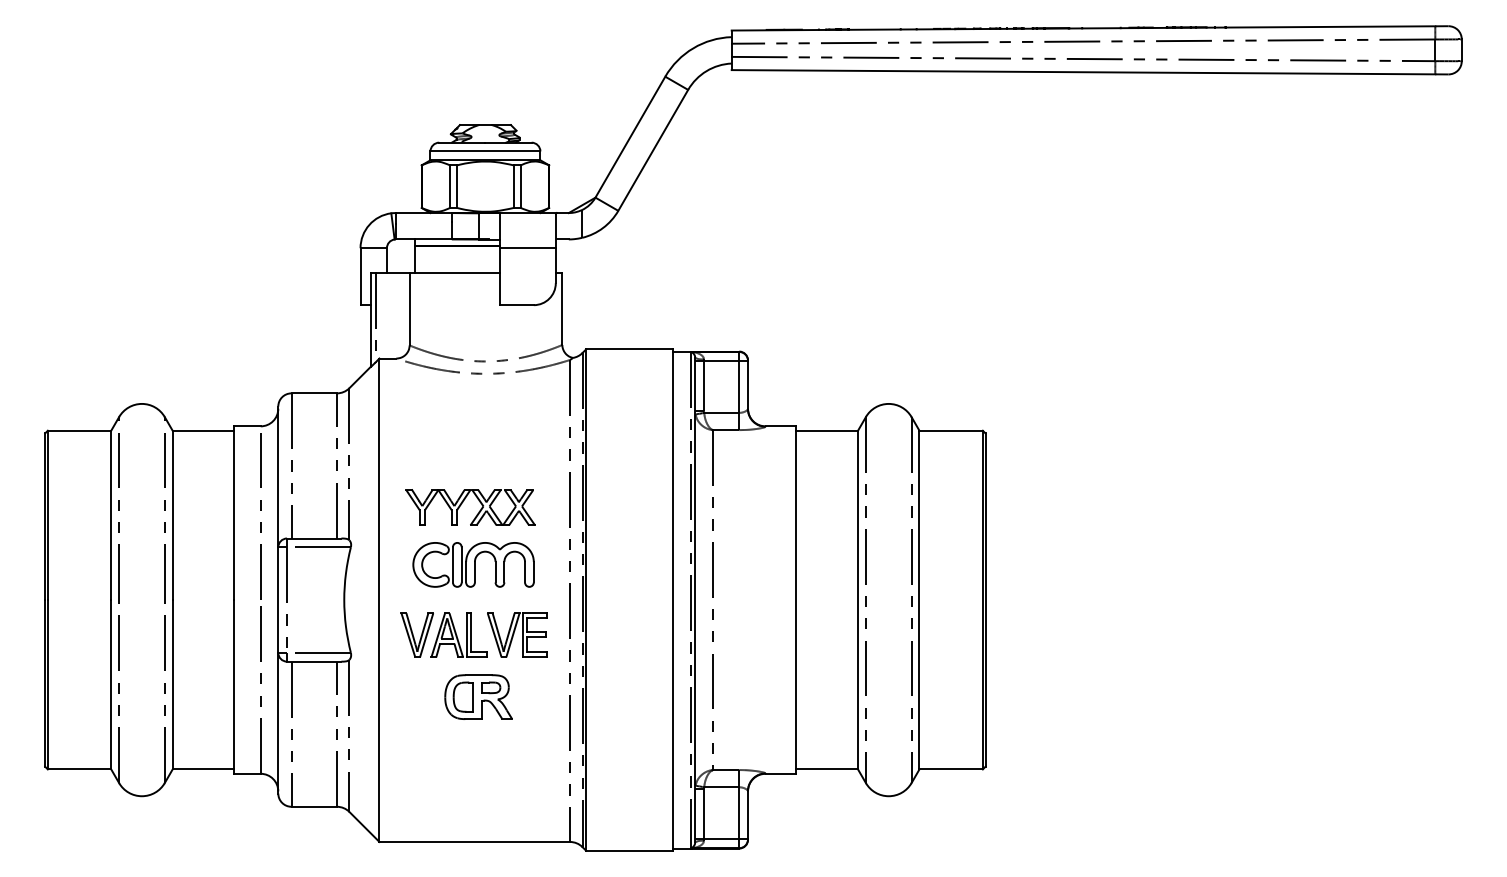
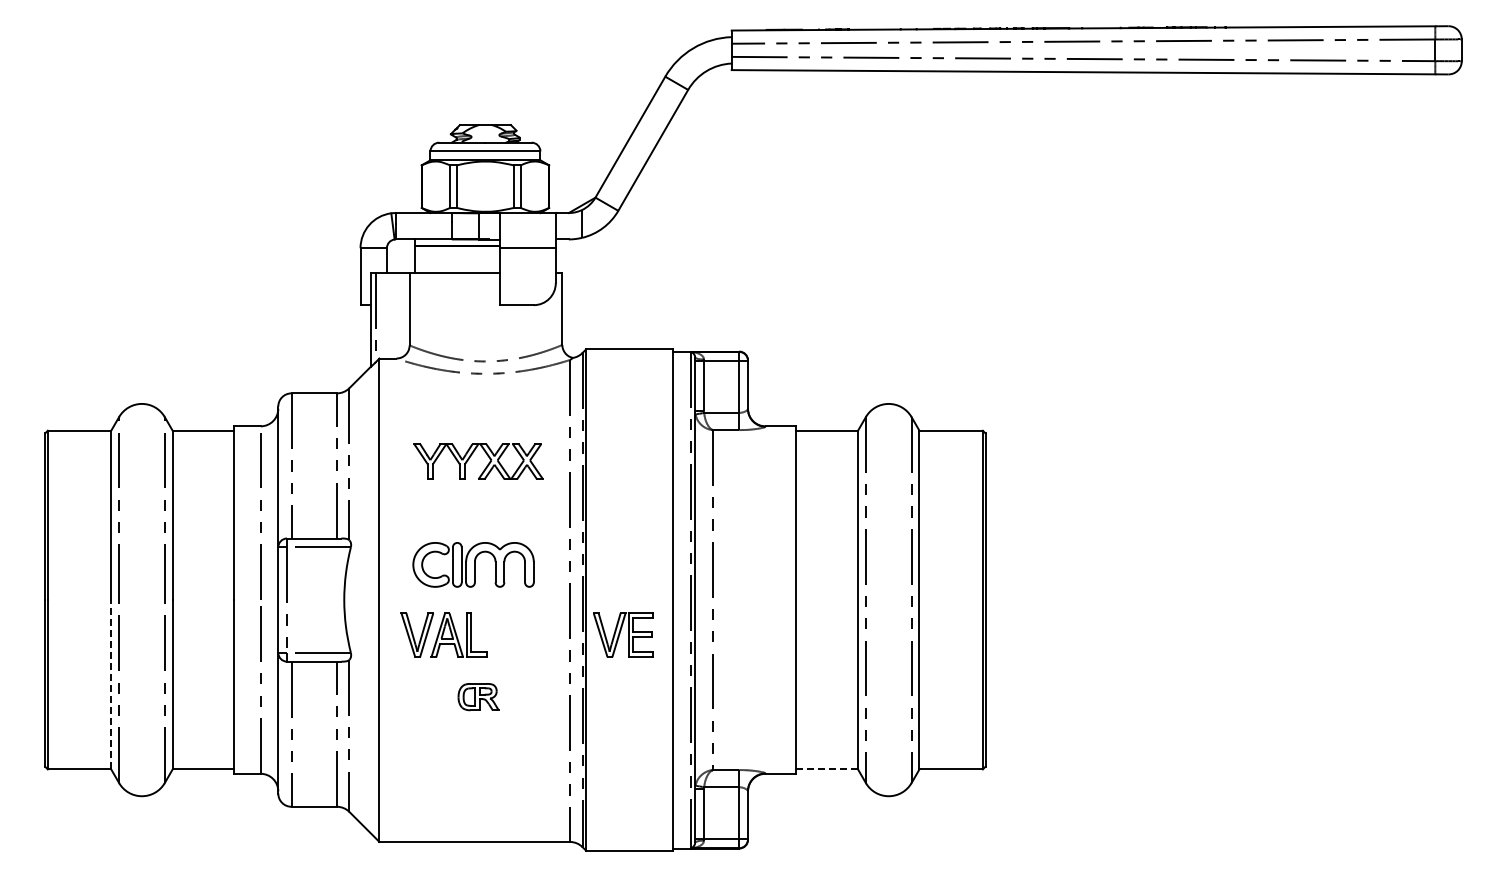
part position: (463, 502) -> (471, 456) (471, 456)
part position: (517, 634) -> (623, 634) (623, 634)
line: solid -> dashed (111, 684)
part size: 69x46 px -> 43x29 px (478, 697)
line: solid -> dashed (827, 769)
